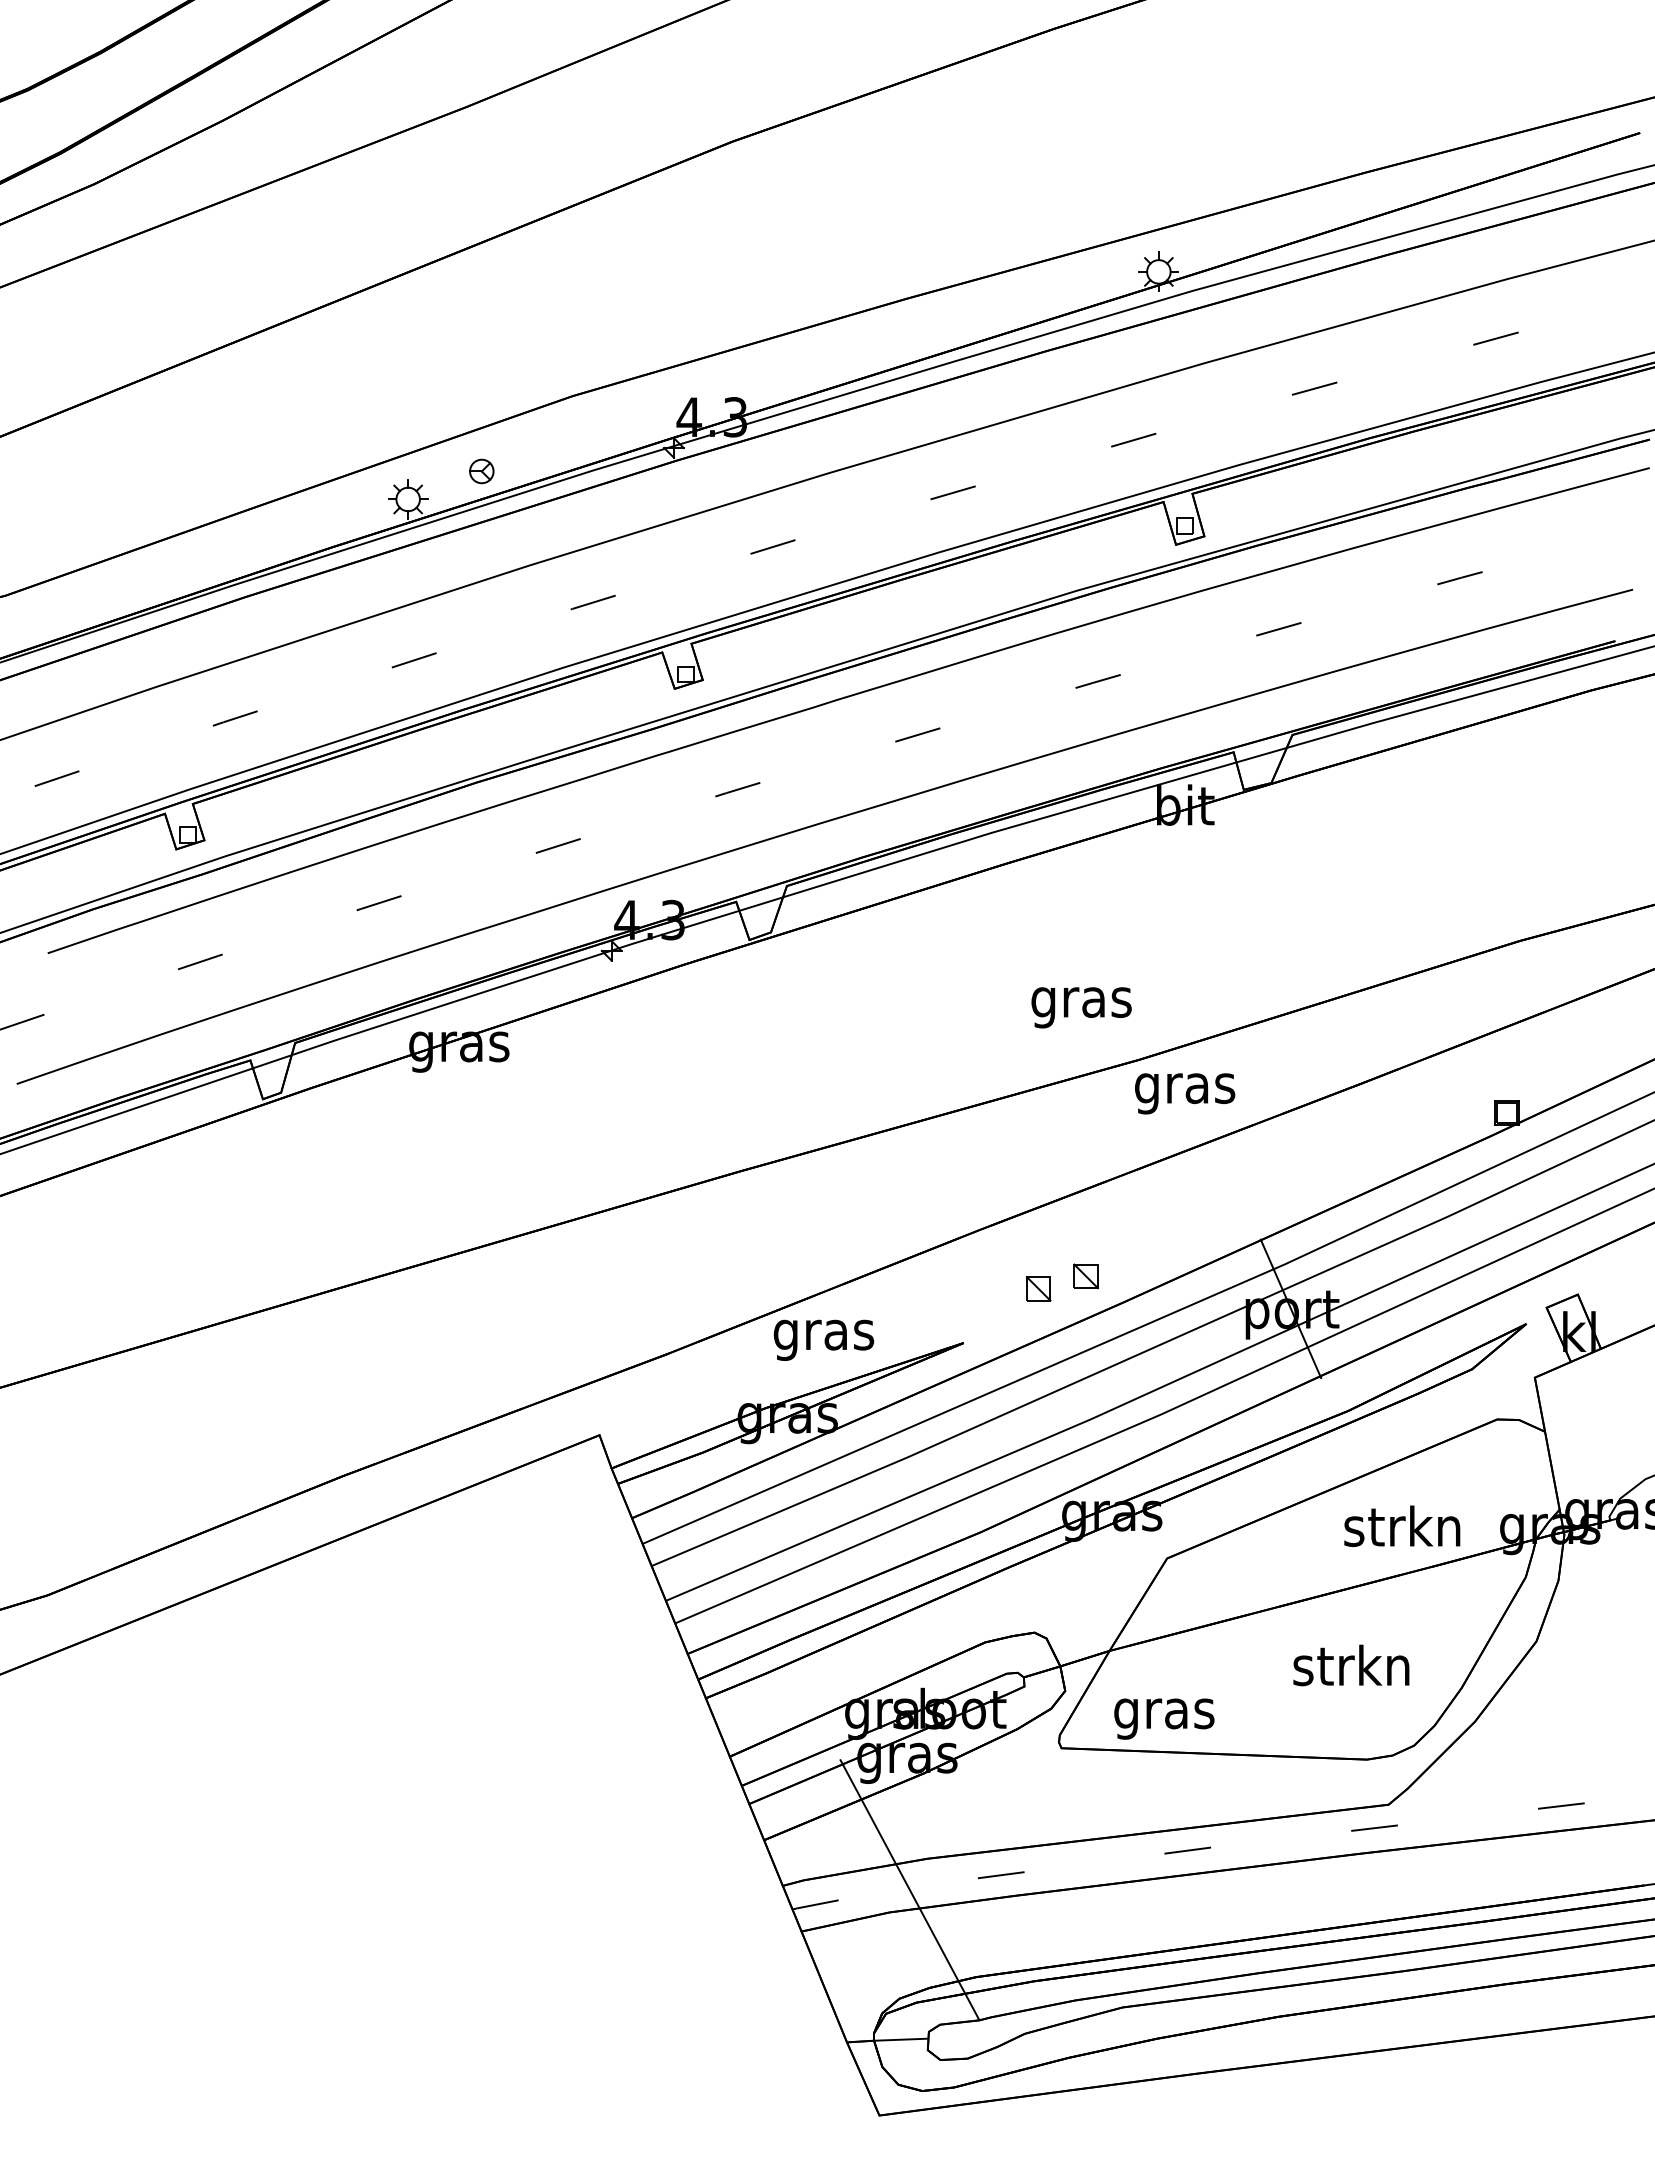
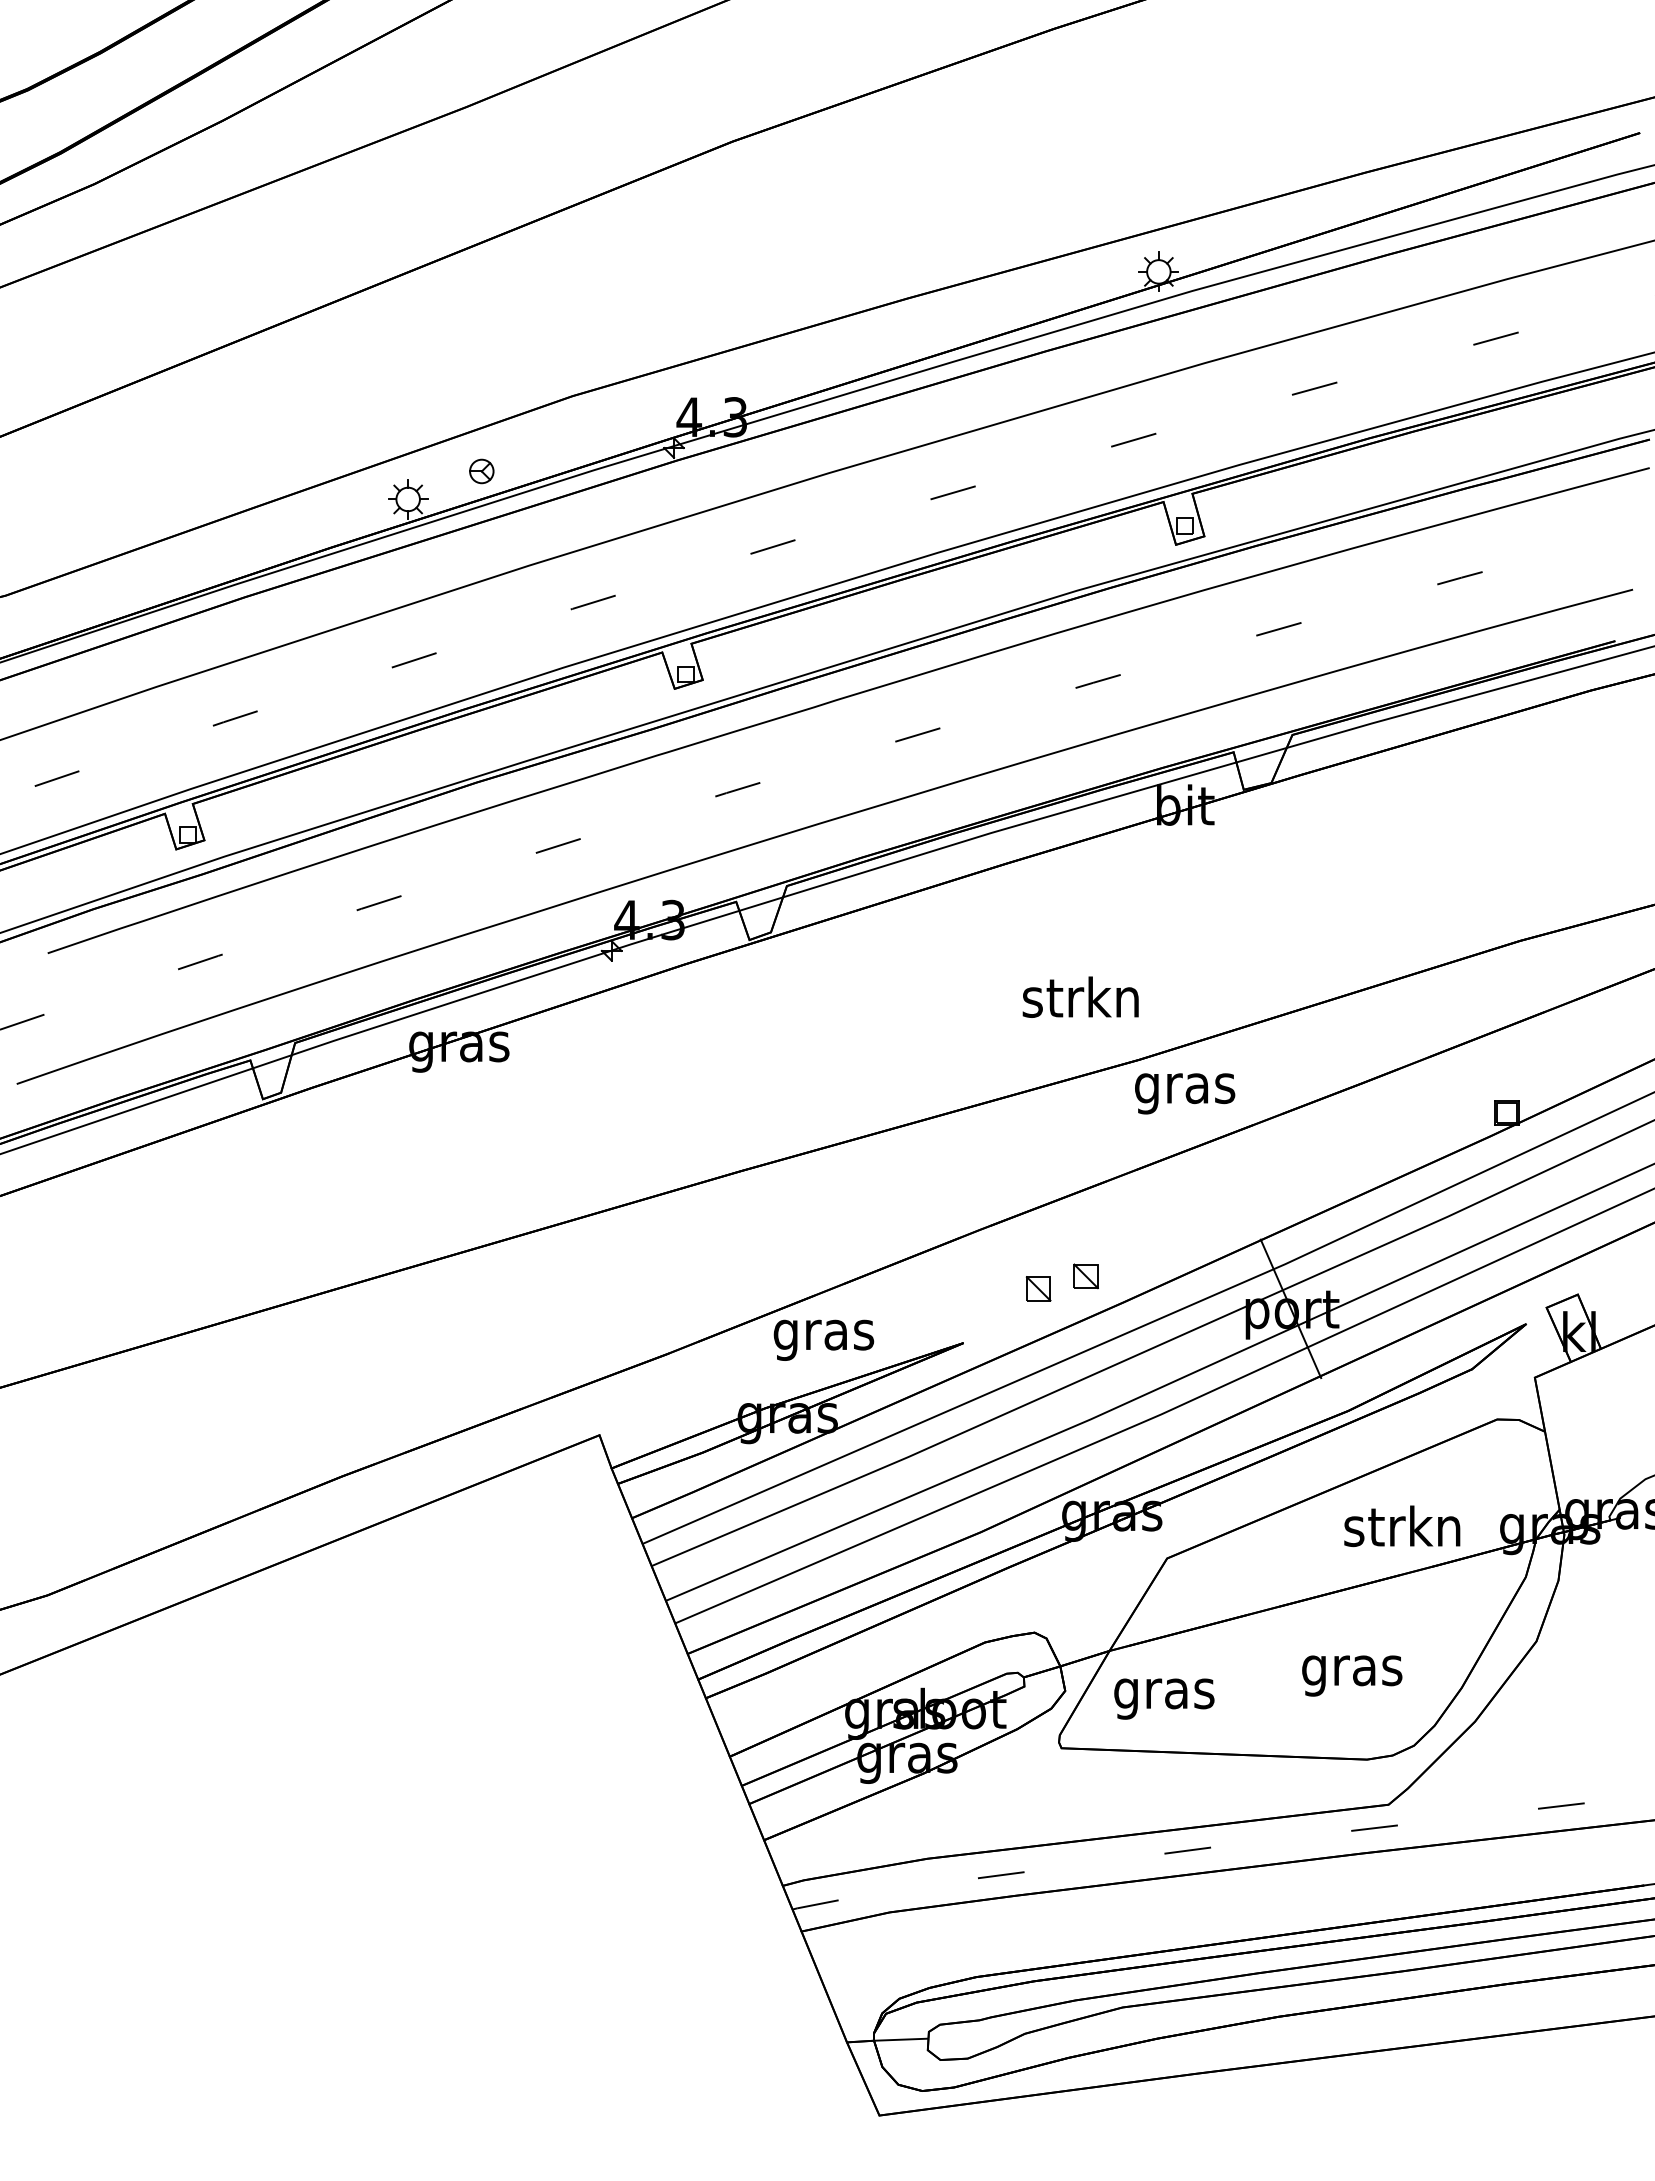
text: gras -> strkn (1080, 1002)
text: strkn -> gras (1351, 1670)
text position: (1164, 1718) -> (1164, 1698) (1164, 1698)
line: present -> none (909, 1889)
